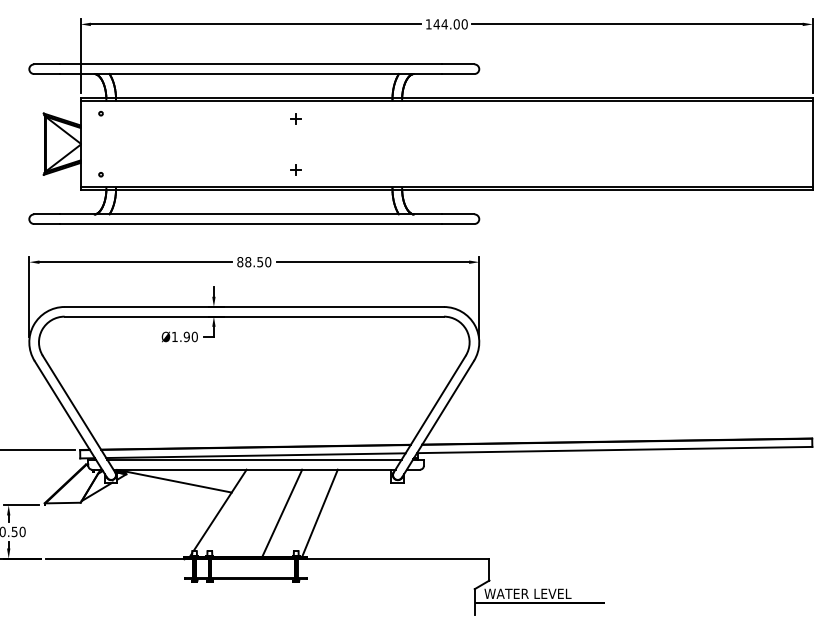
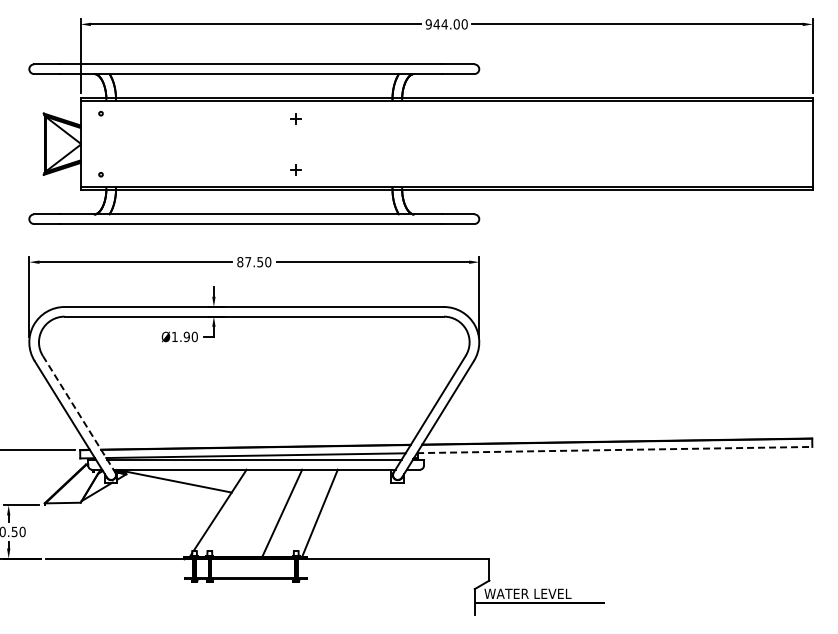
text: 144.00 -> 944.00 (428, 24)
text: 88.50 -> 87.50 (248, 262)
line: solid -> dashed (79, 414)
line: solid -> dashed (614, 450)
